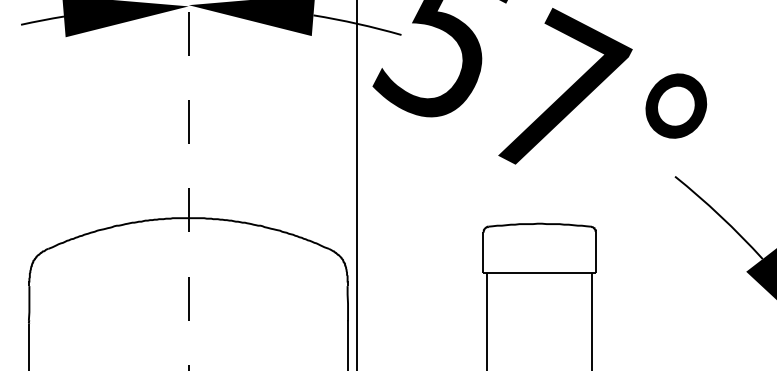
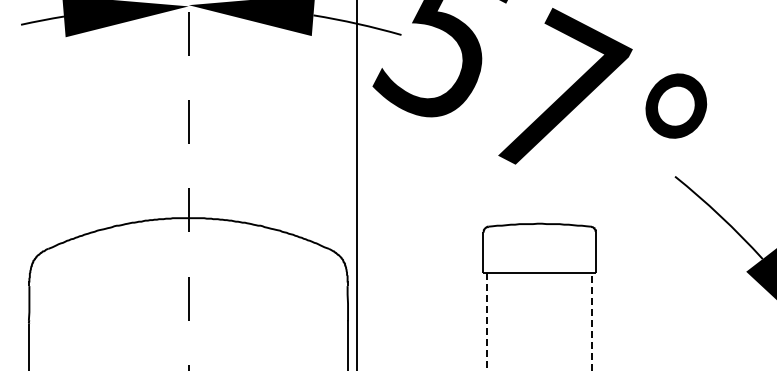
line: solid -> dashed (486, 321)
line: solid -> dashed (592, 321)
